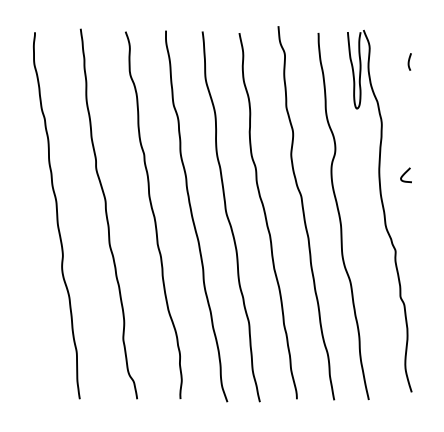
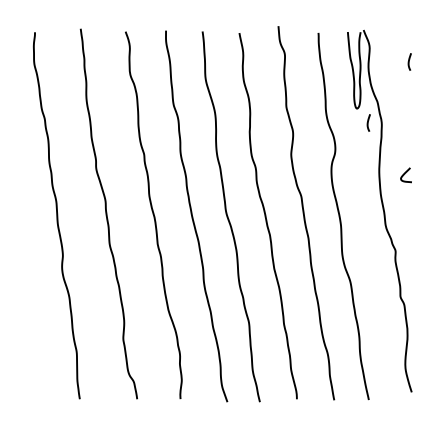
curve: none -> present (368, 122)
